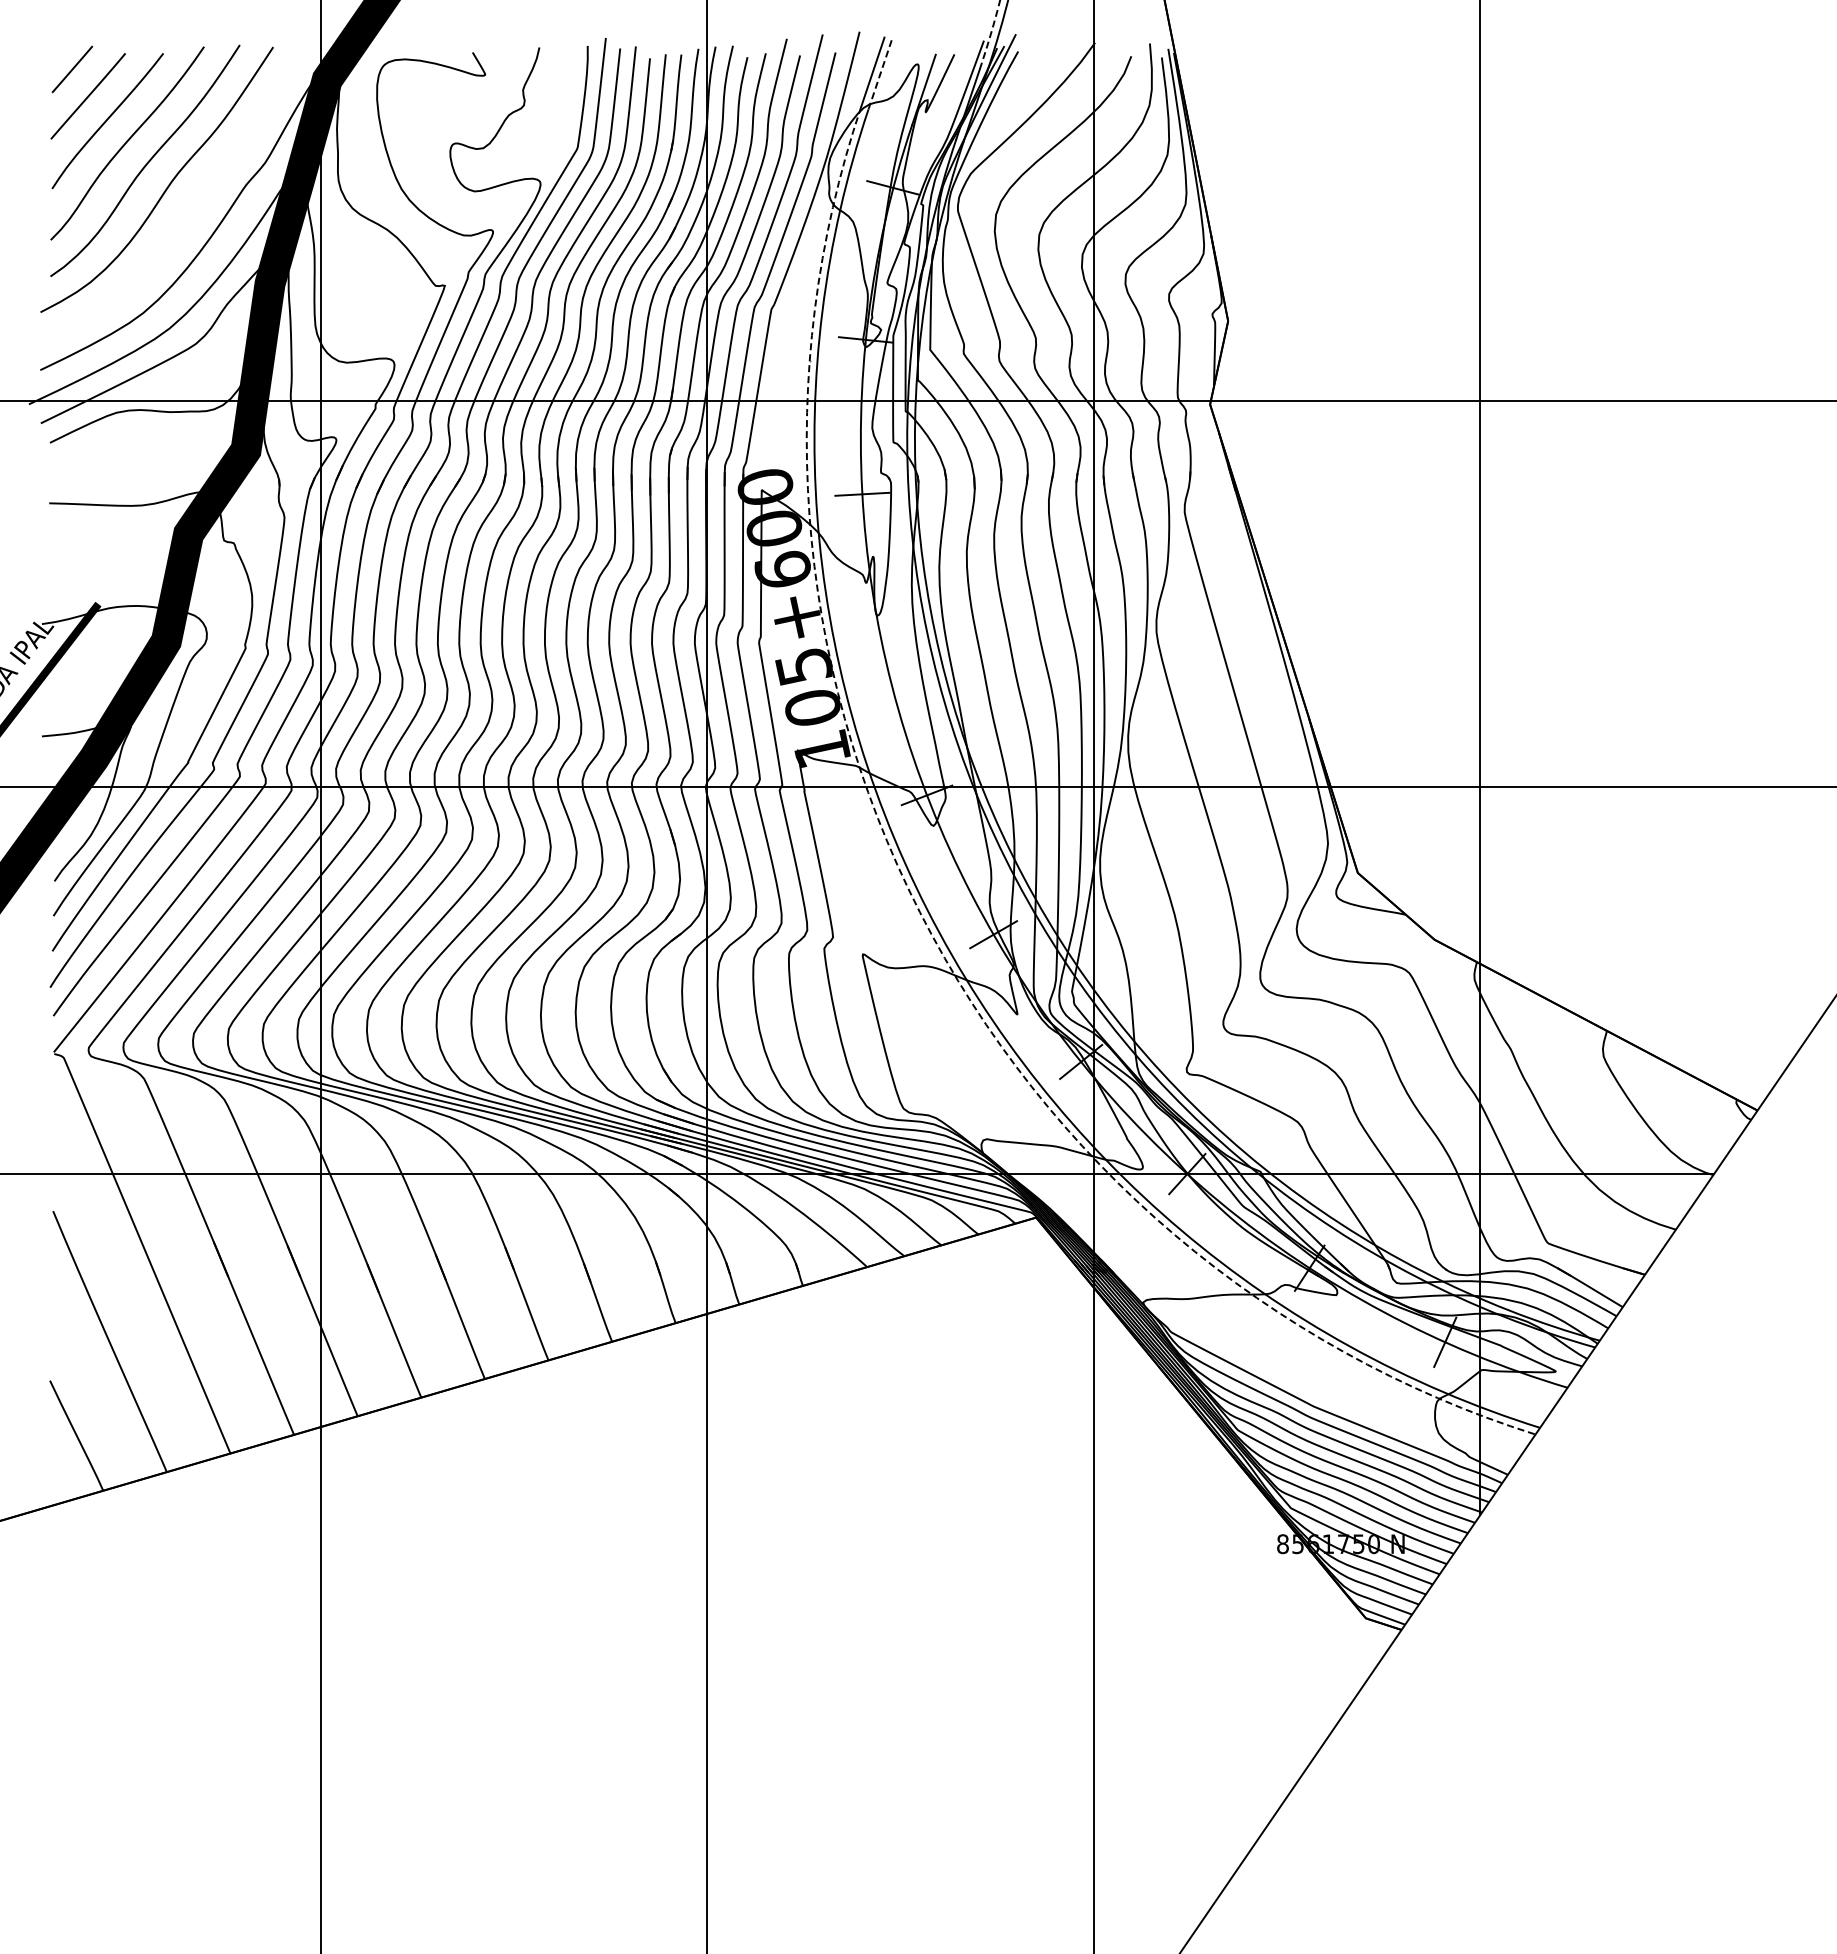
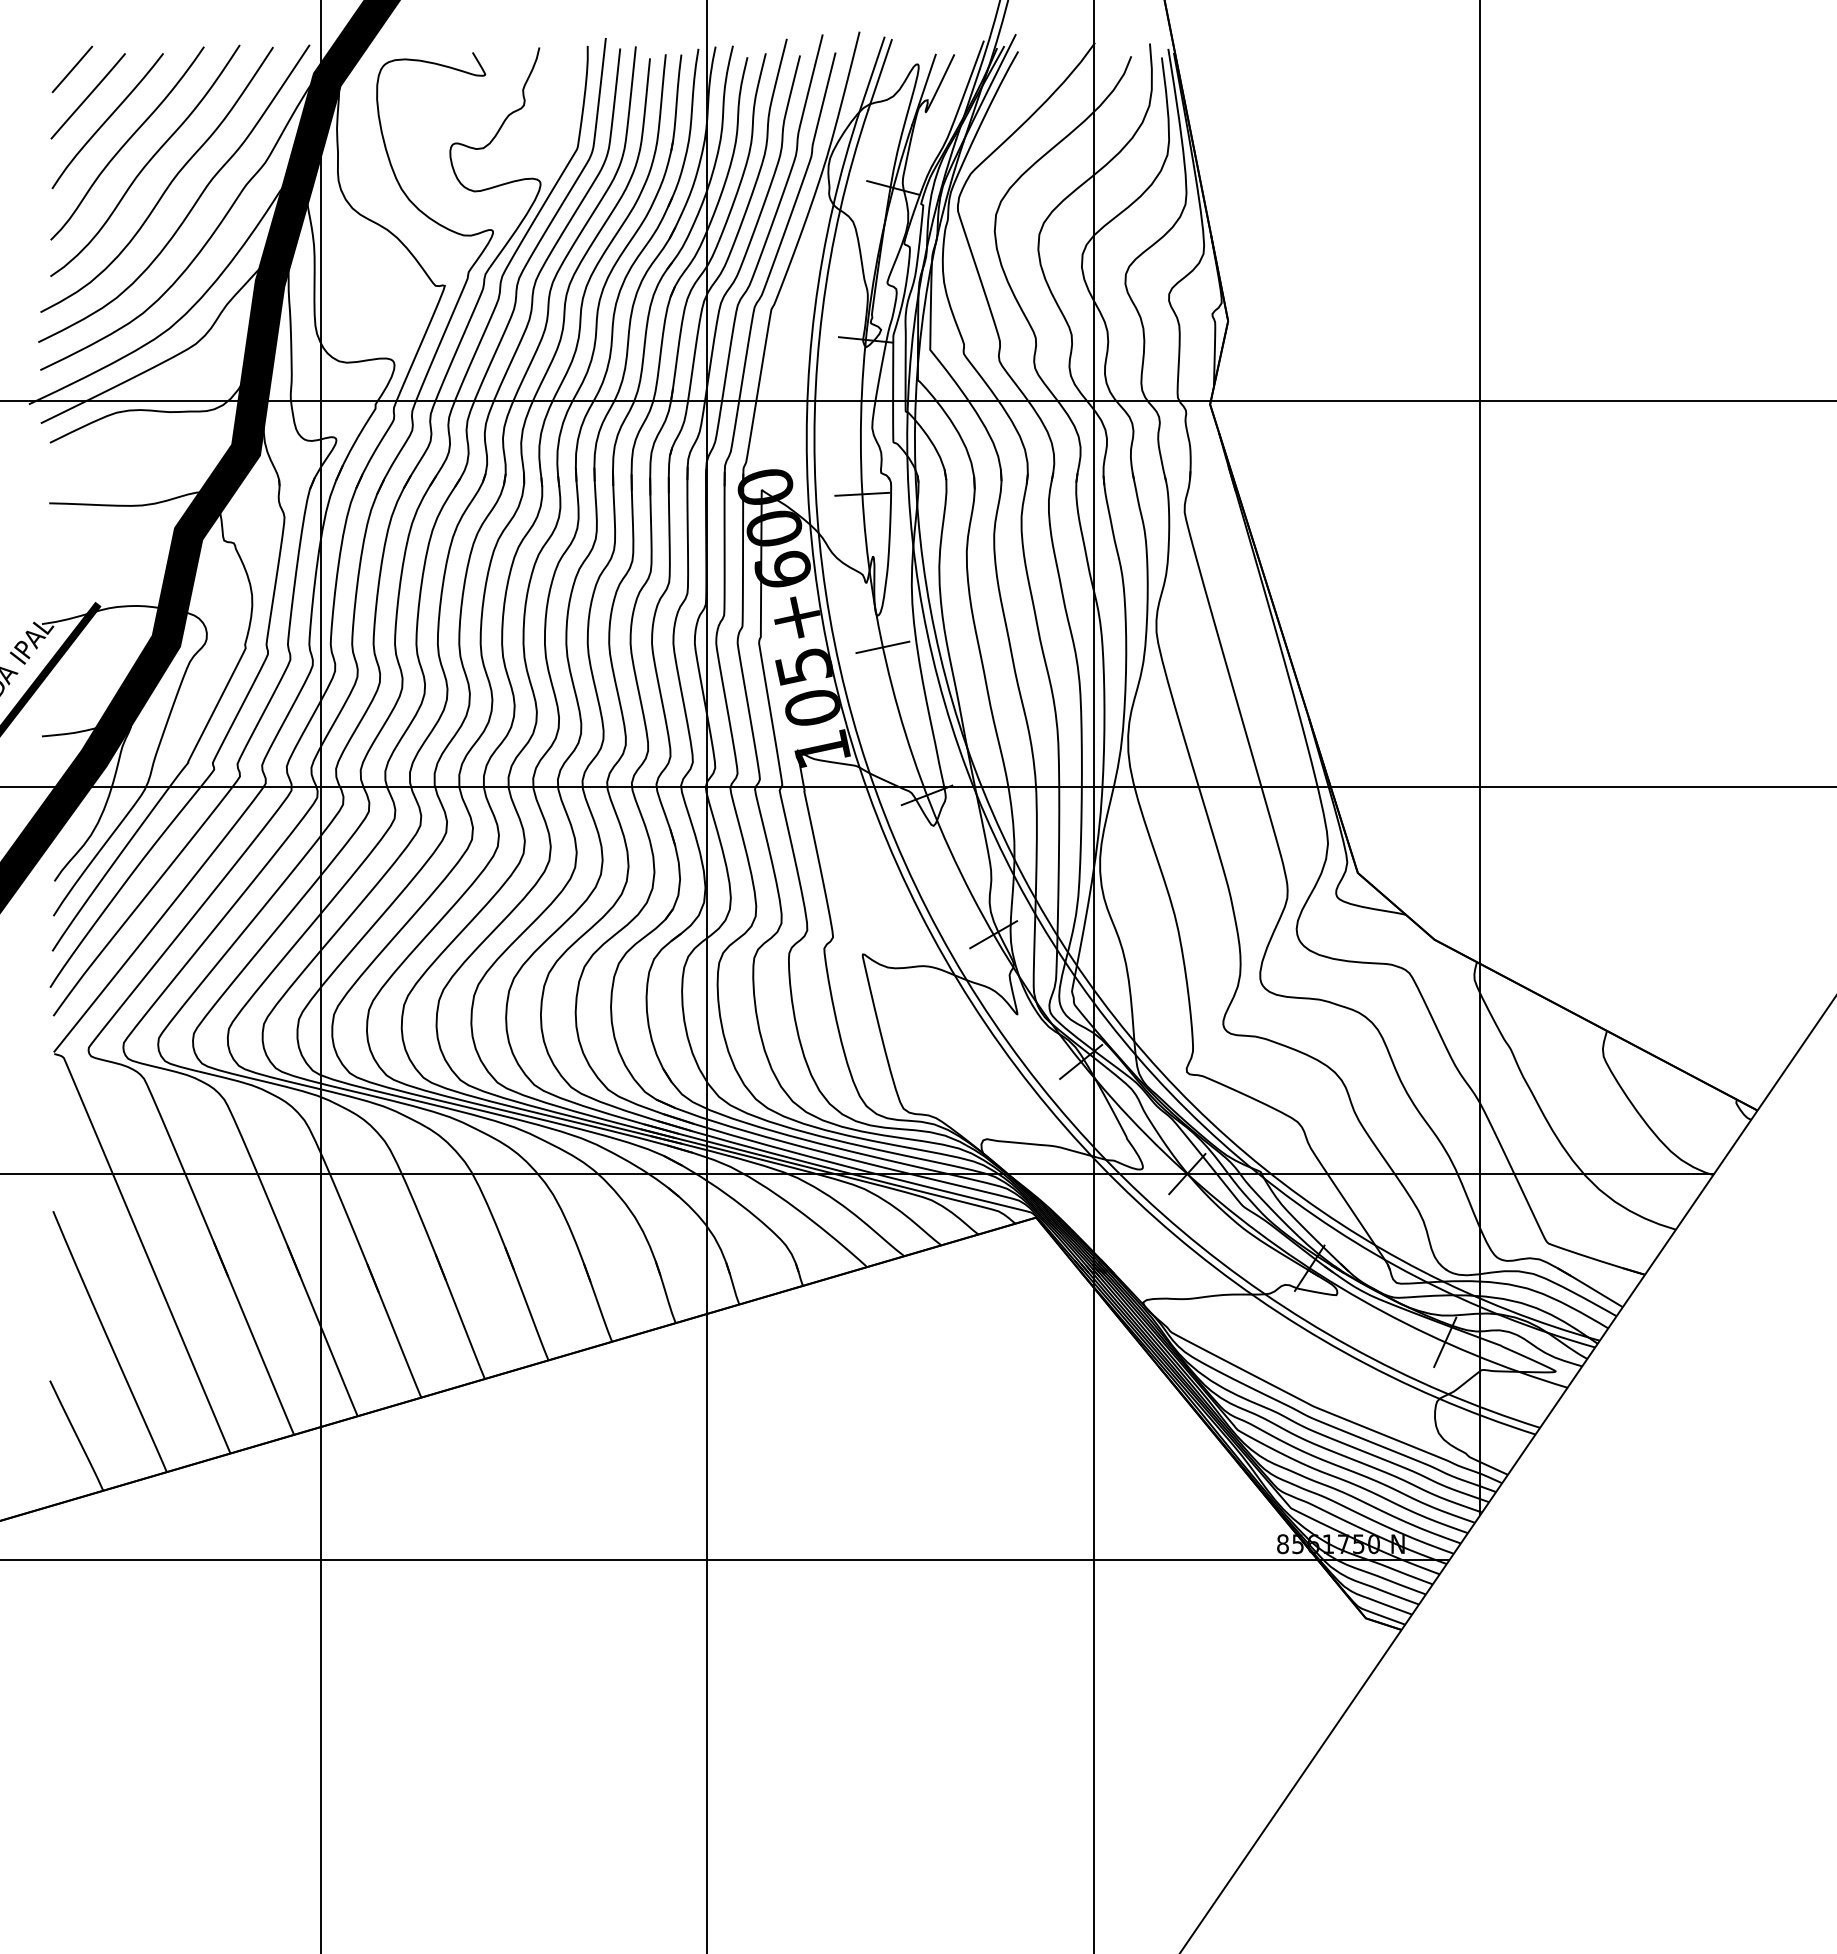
arc: dashed -> solid (990, 35)
line: dashed -> solid (880, 74)
curve: none -> present (193, 204)
line: none -> present (882, 647)
arc: dashed -> solid (919, 912)
line: none -> present (725, 1560)
